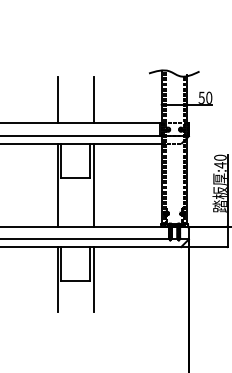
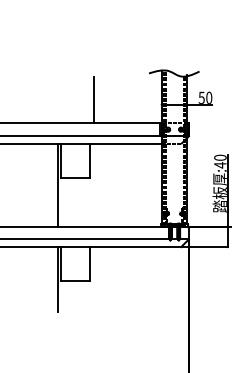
line: present -> none (57, 100)
line: present -> none (93, 185)
line: present -> none (93, 279)
